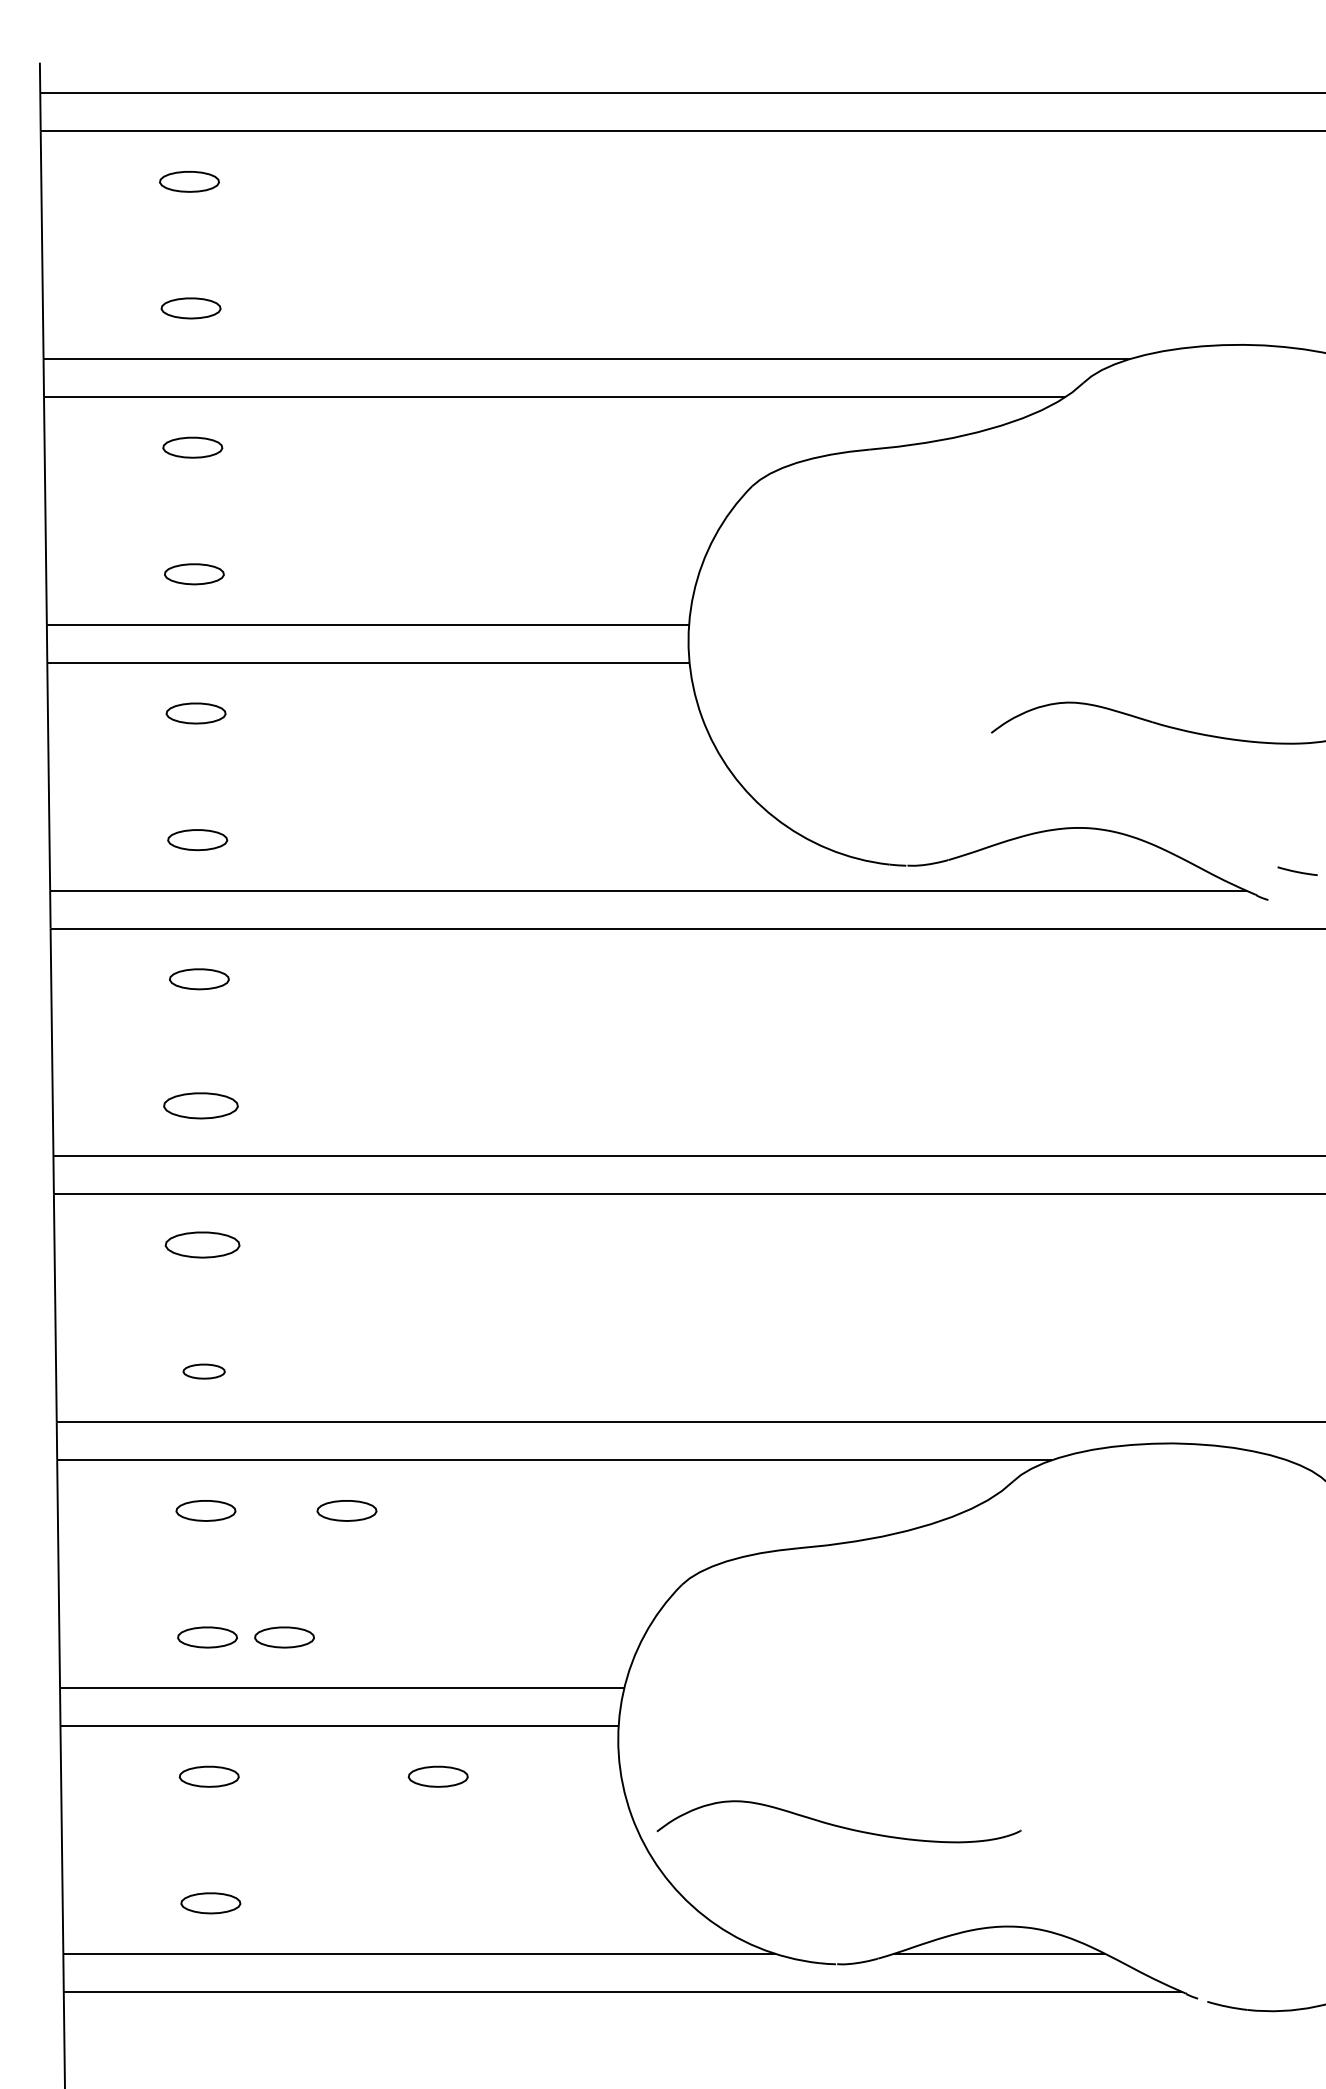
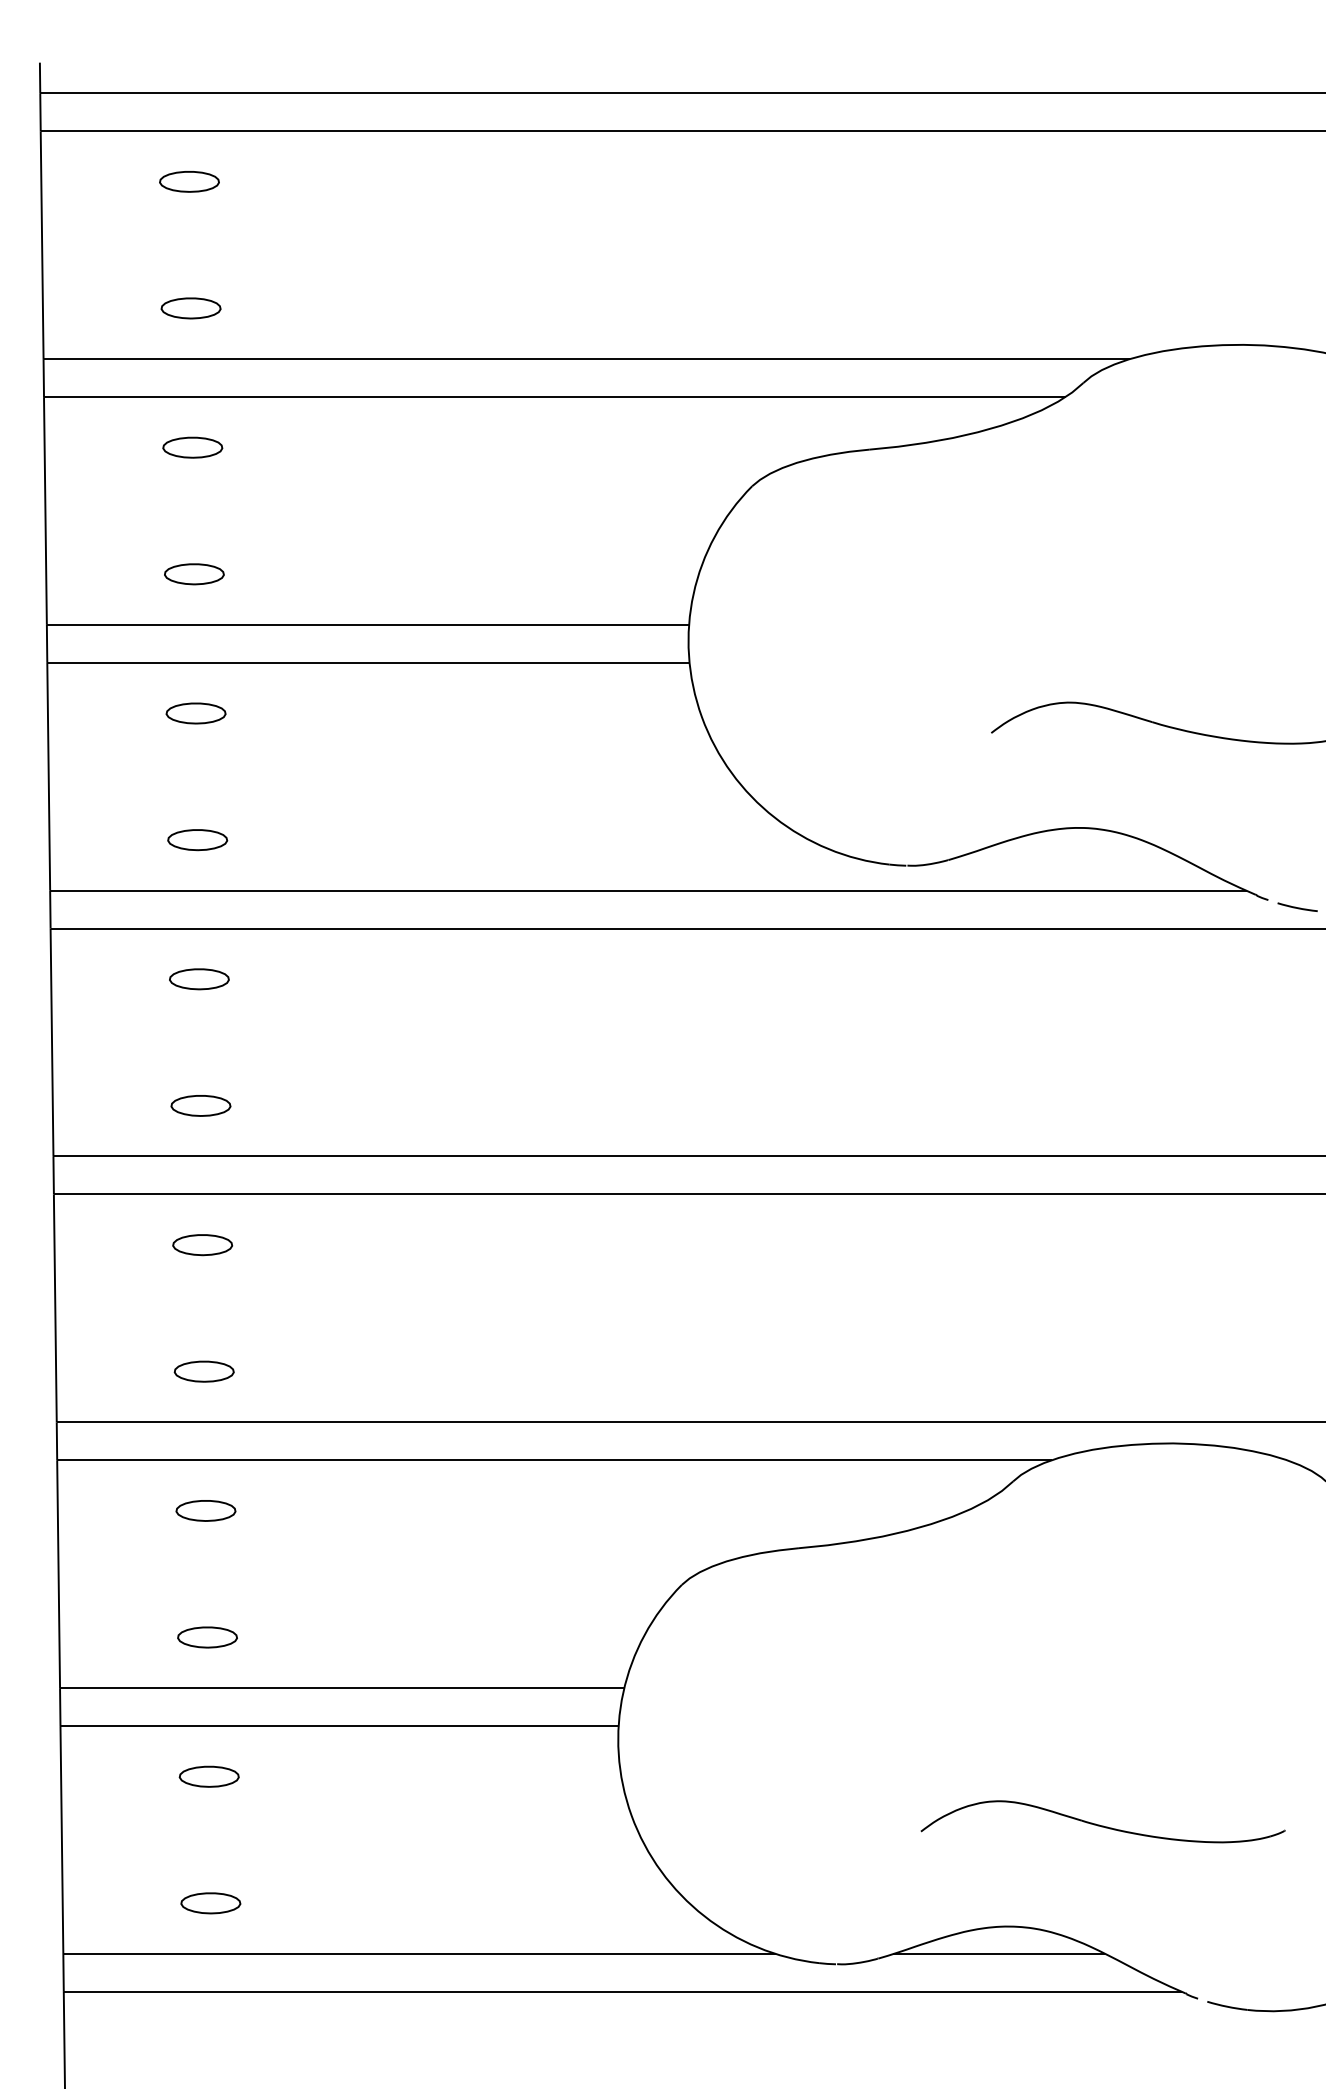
line position: (1297, 871) -> (1297, 907) (1297, 907)
part size: 76x28 px -> 62x22 px (200, 1105)
part size: 77x28 px -> 62x23 px (202, 1245)
part size: 44x17 px -> 62x23 px (203, 1371)
part: present -> none (346, 1510)
part: present -> none (284, 1637)
part: present -> none (437, 1776)
part position: (838, 1821) -> (1102, 1821) (1102, 1821)
